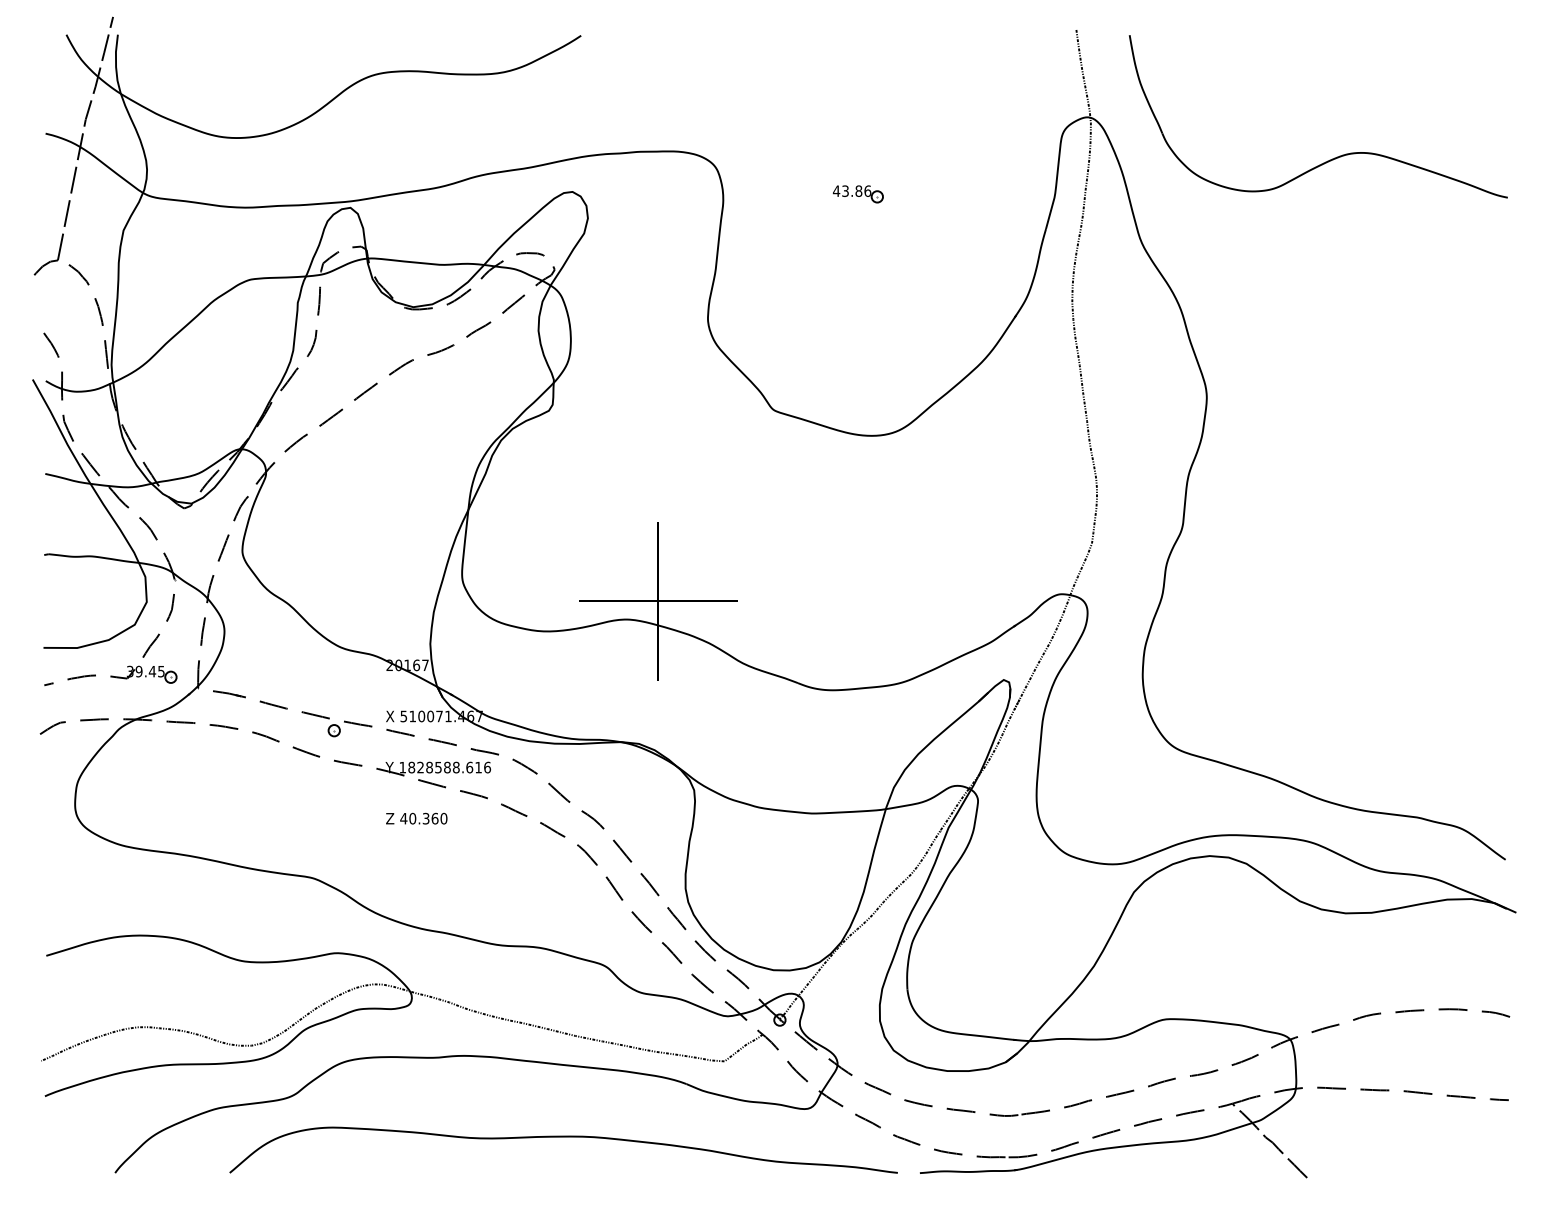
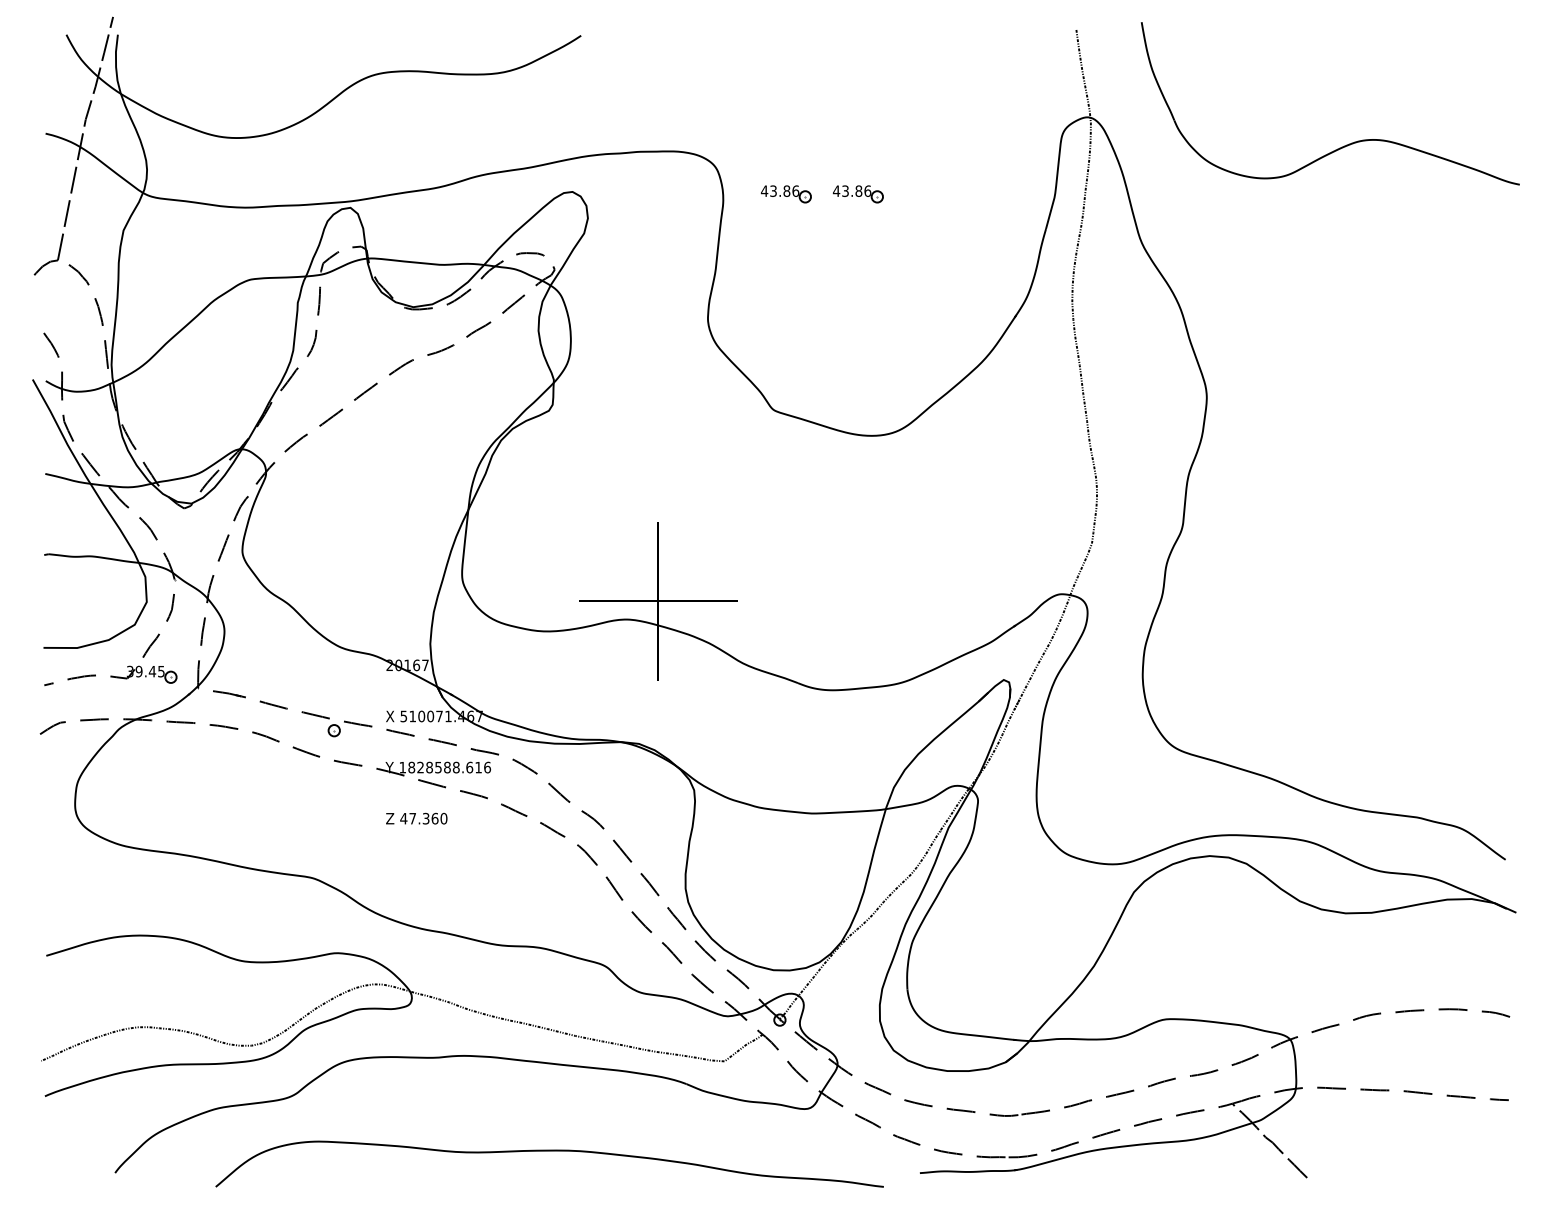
part position: (1334, 157) -> (1346, 144) (1346, 144)
part: none -> present (786, 194)
text: 40.360 -> 47.360 (412, 818)
curve position: (563, 1137) -> (549, 1151) (549, 1151)
